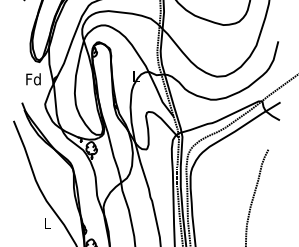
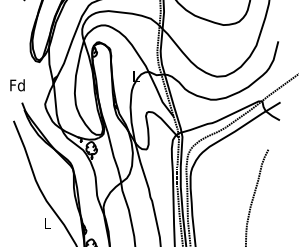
text position: (33, 79) -> (17, 85) (17, 85)
